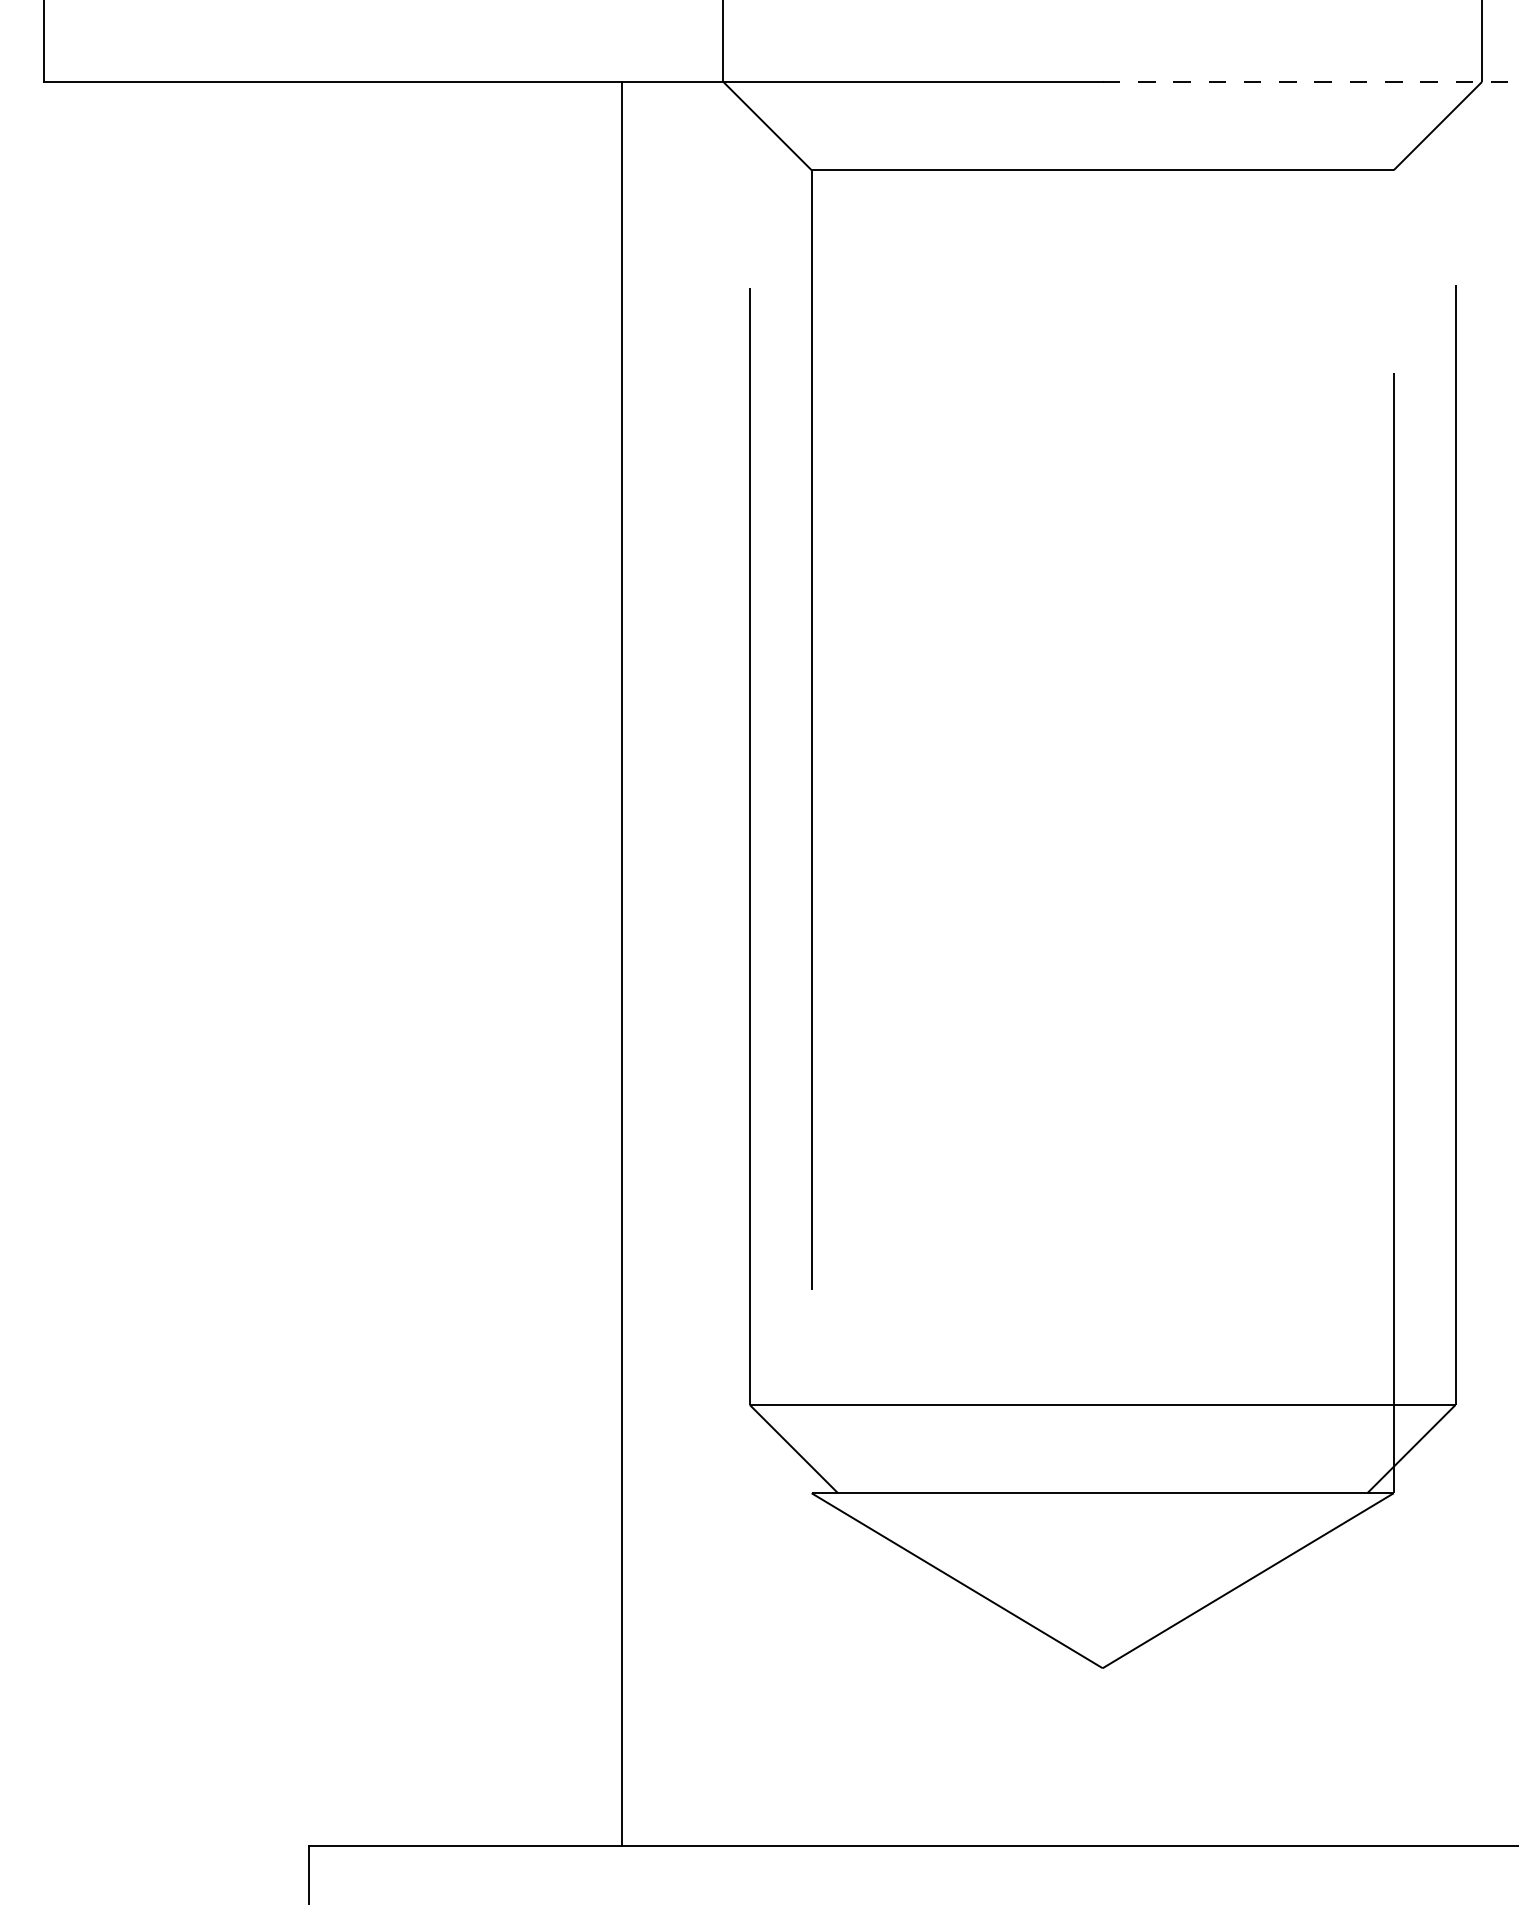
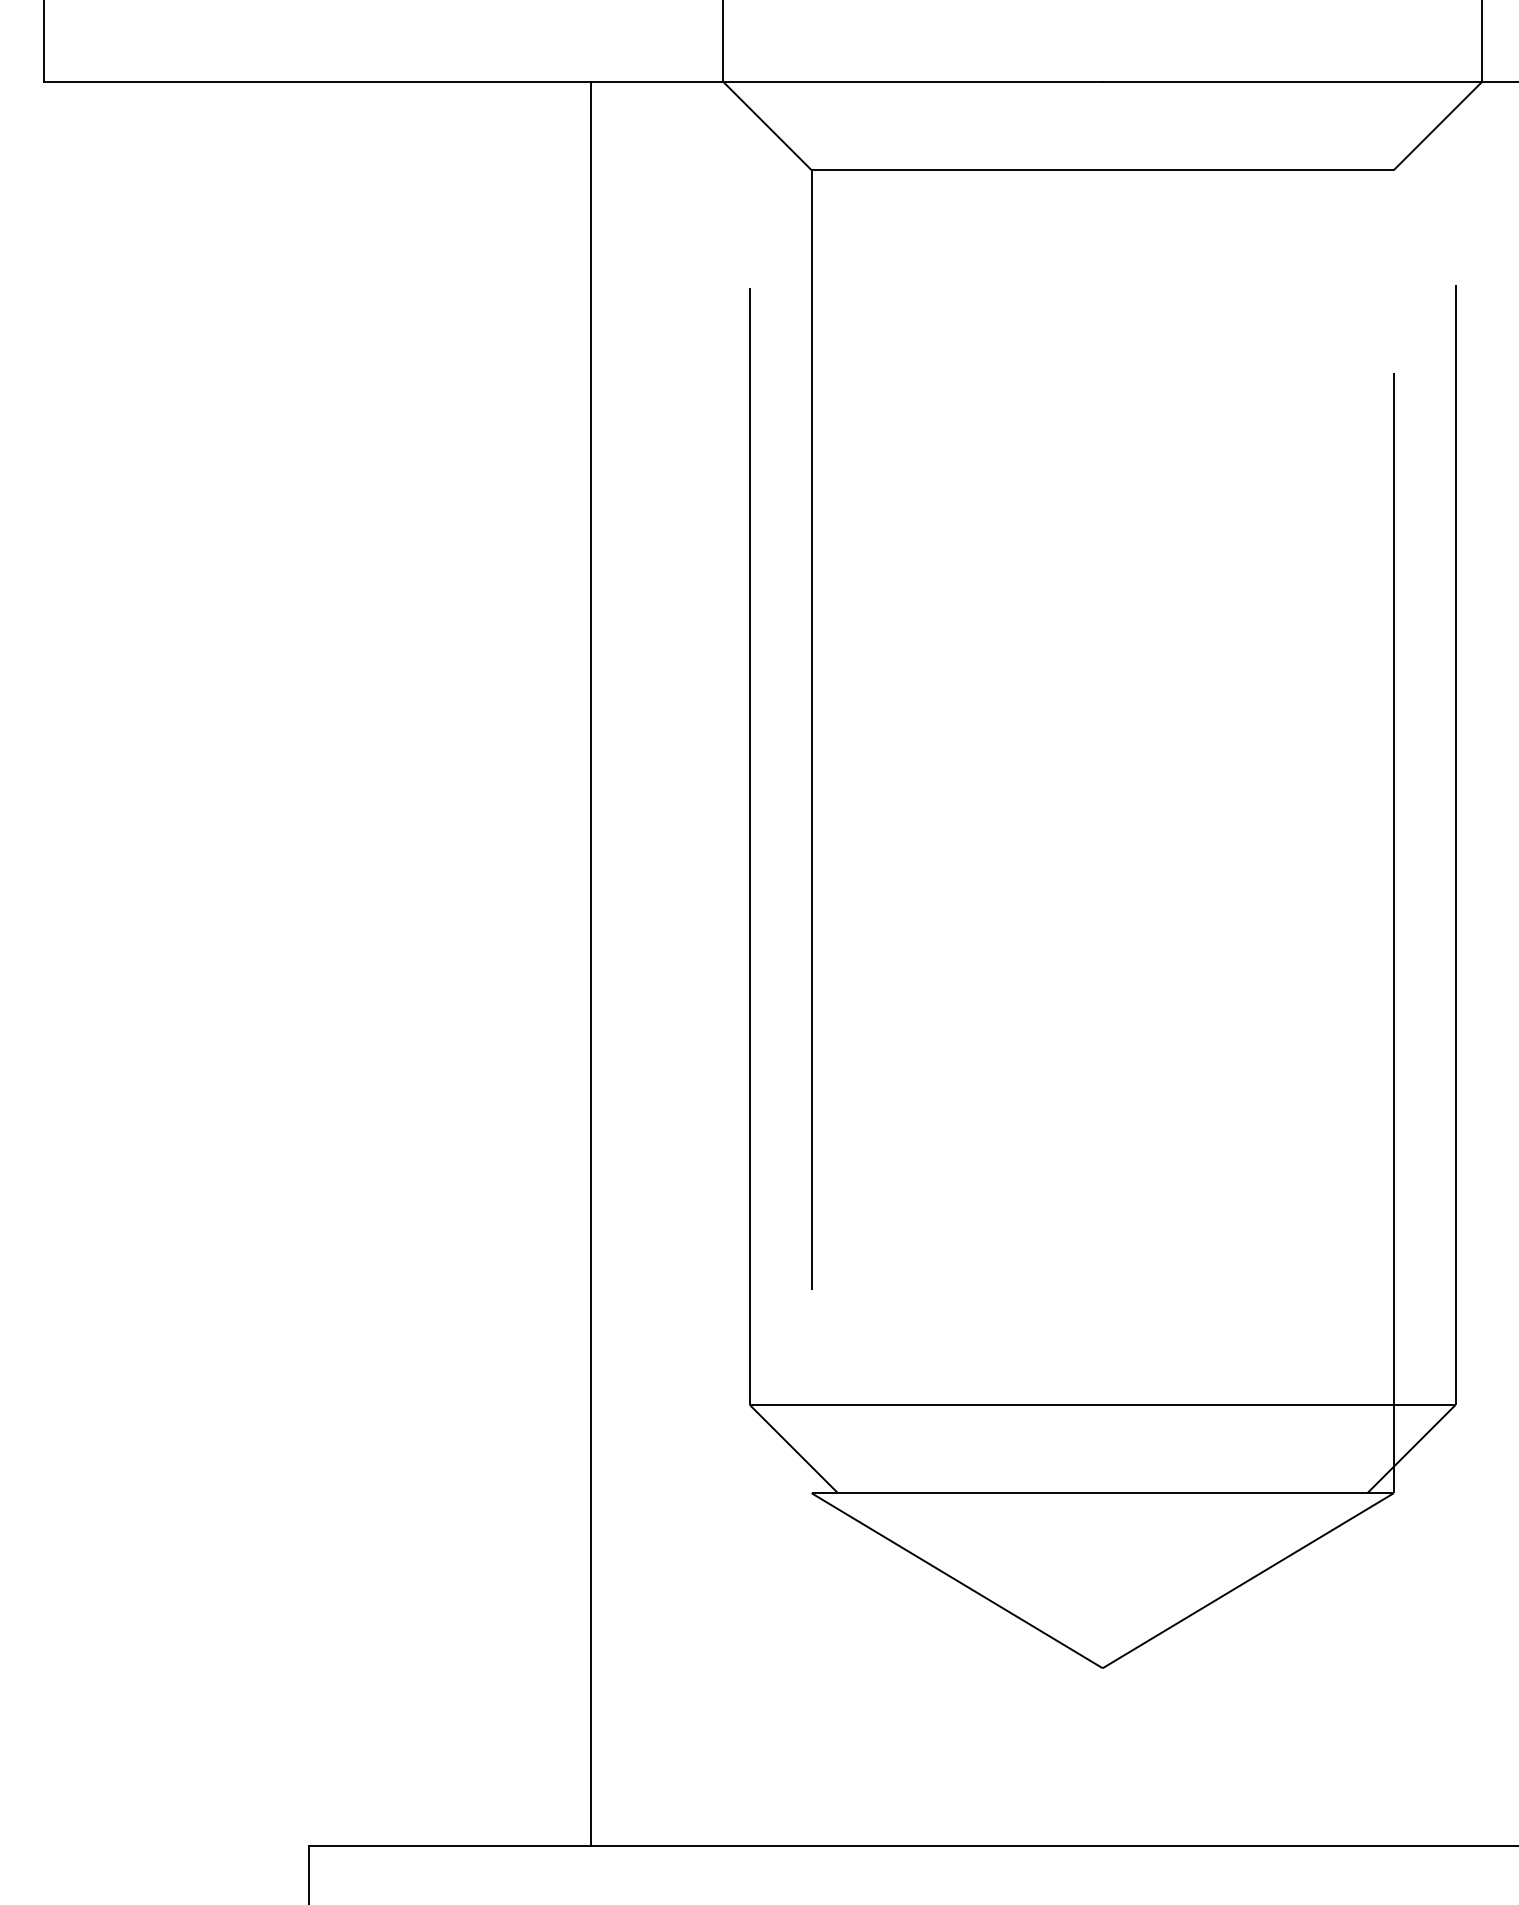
line: dashed -> solid (1310, 82)
line position: (622, 964) -> (591, 964) (591, 964)
